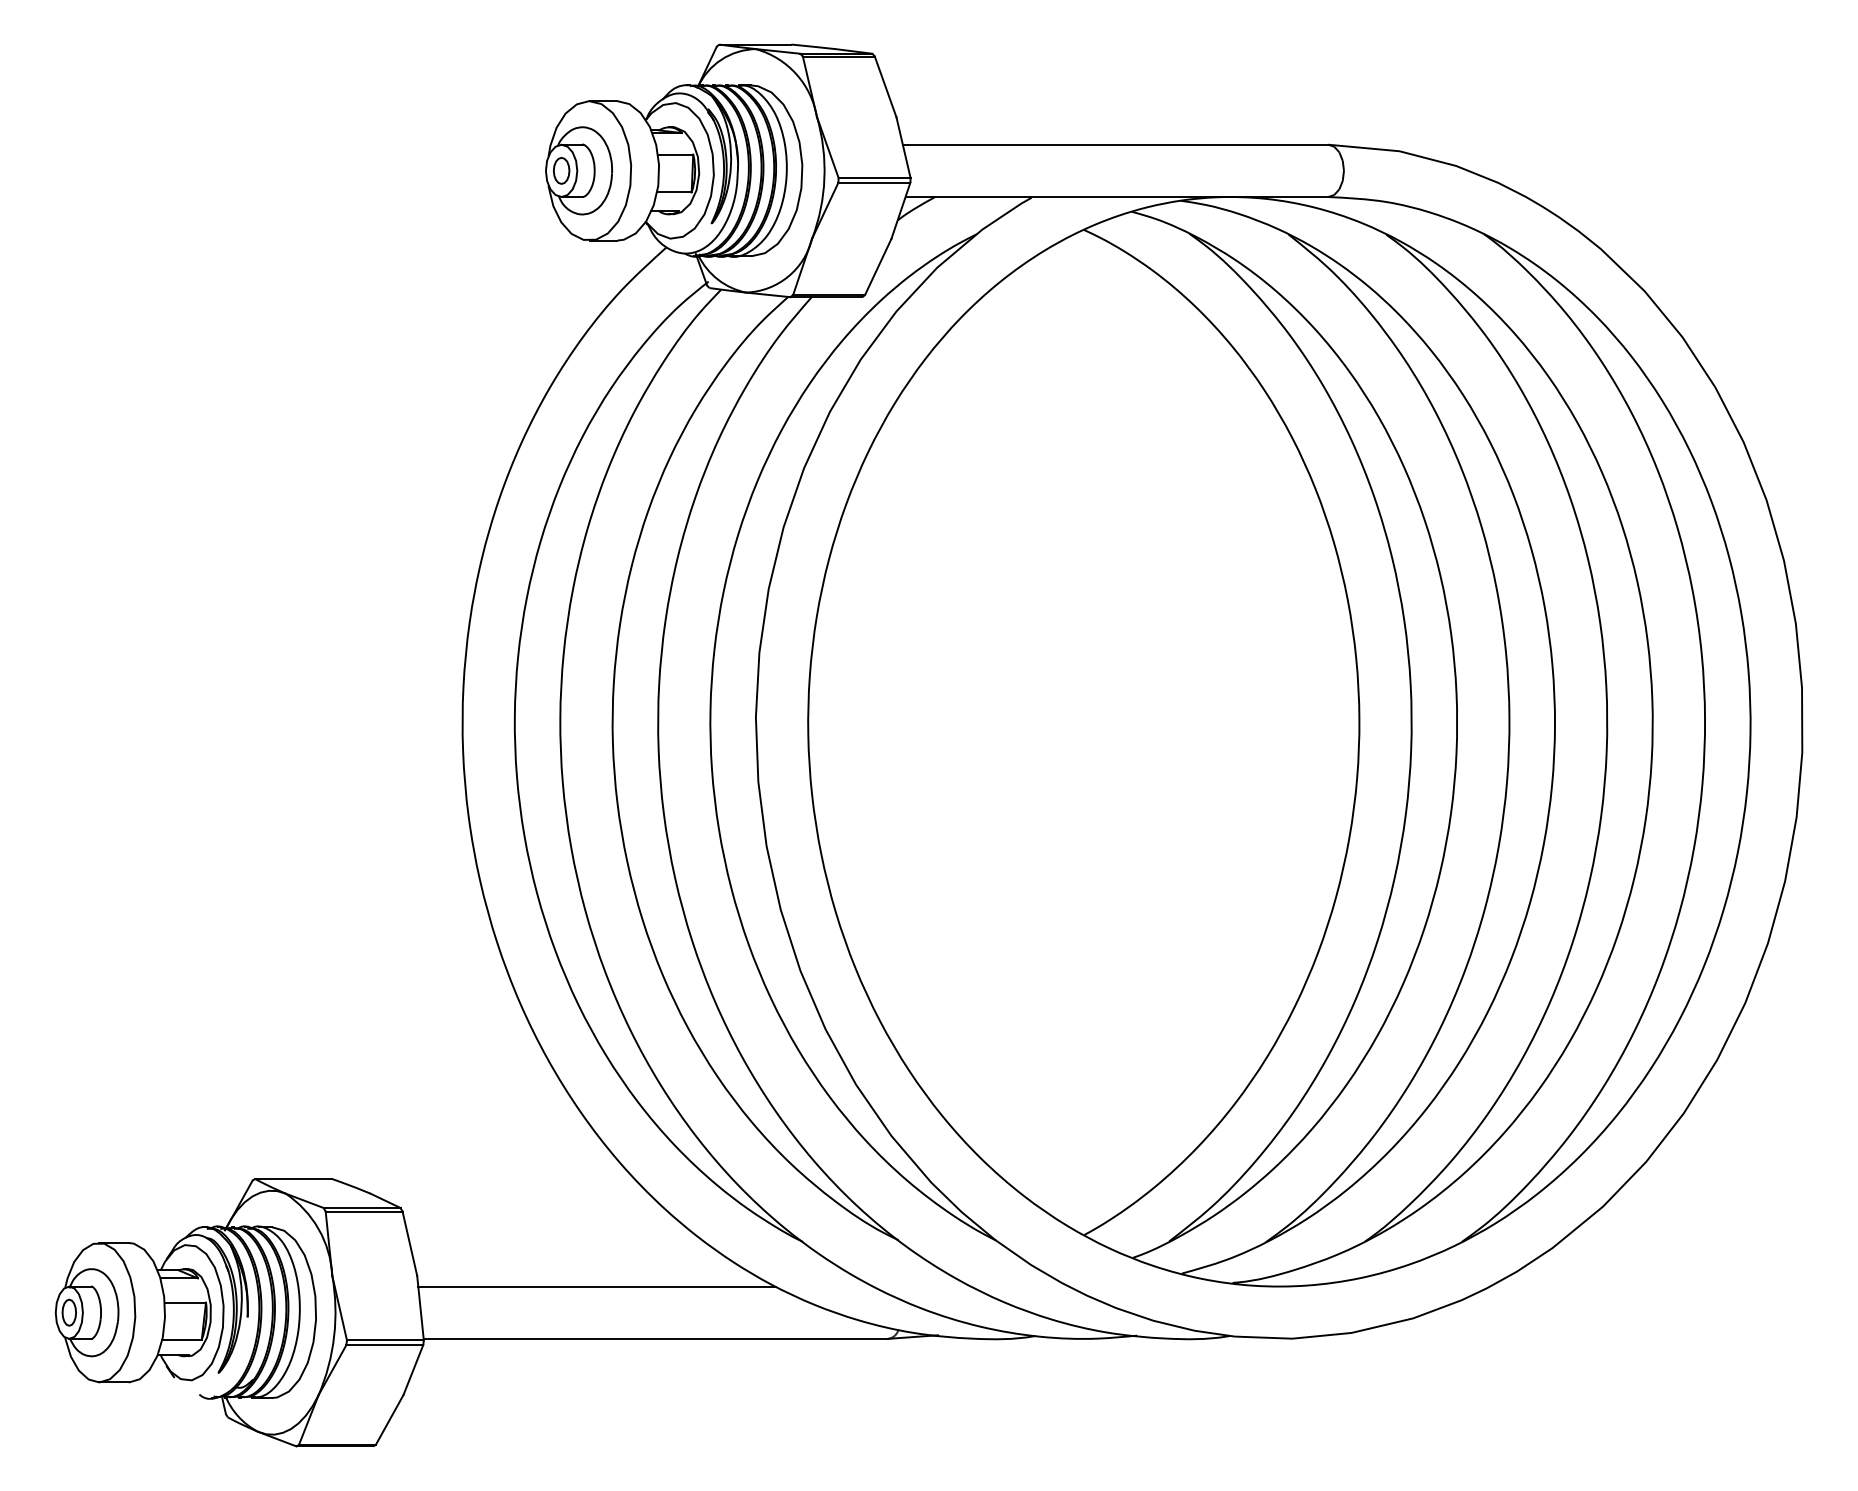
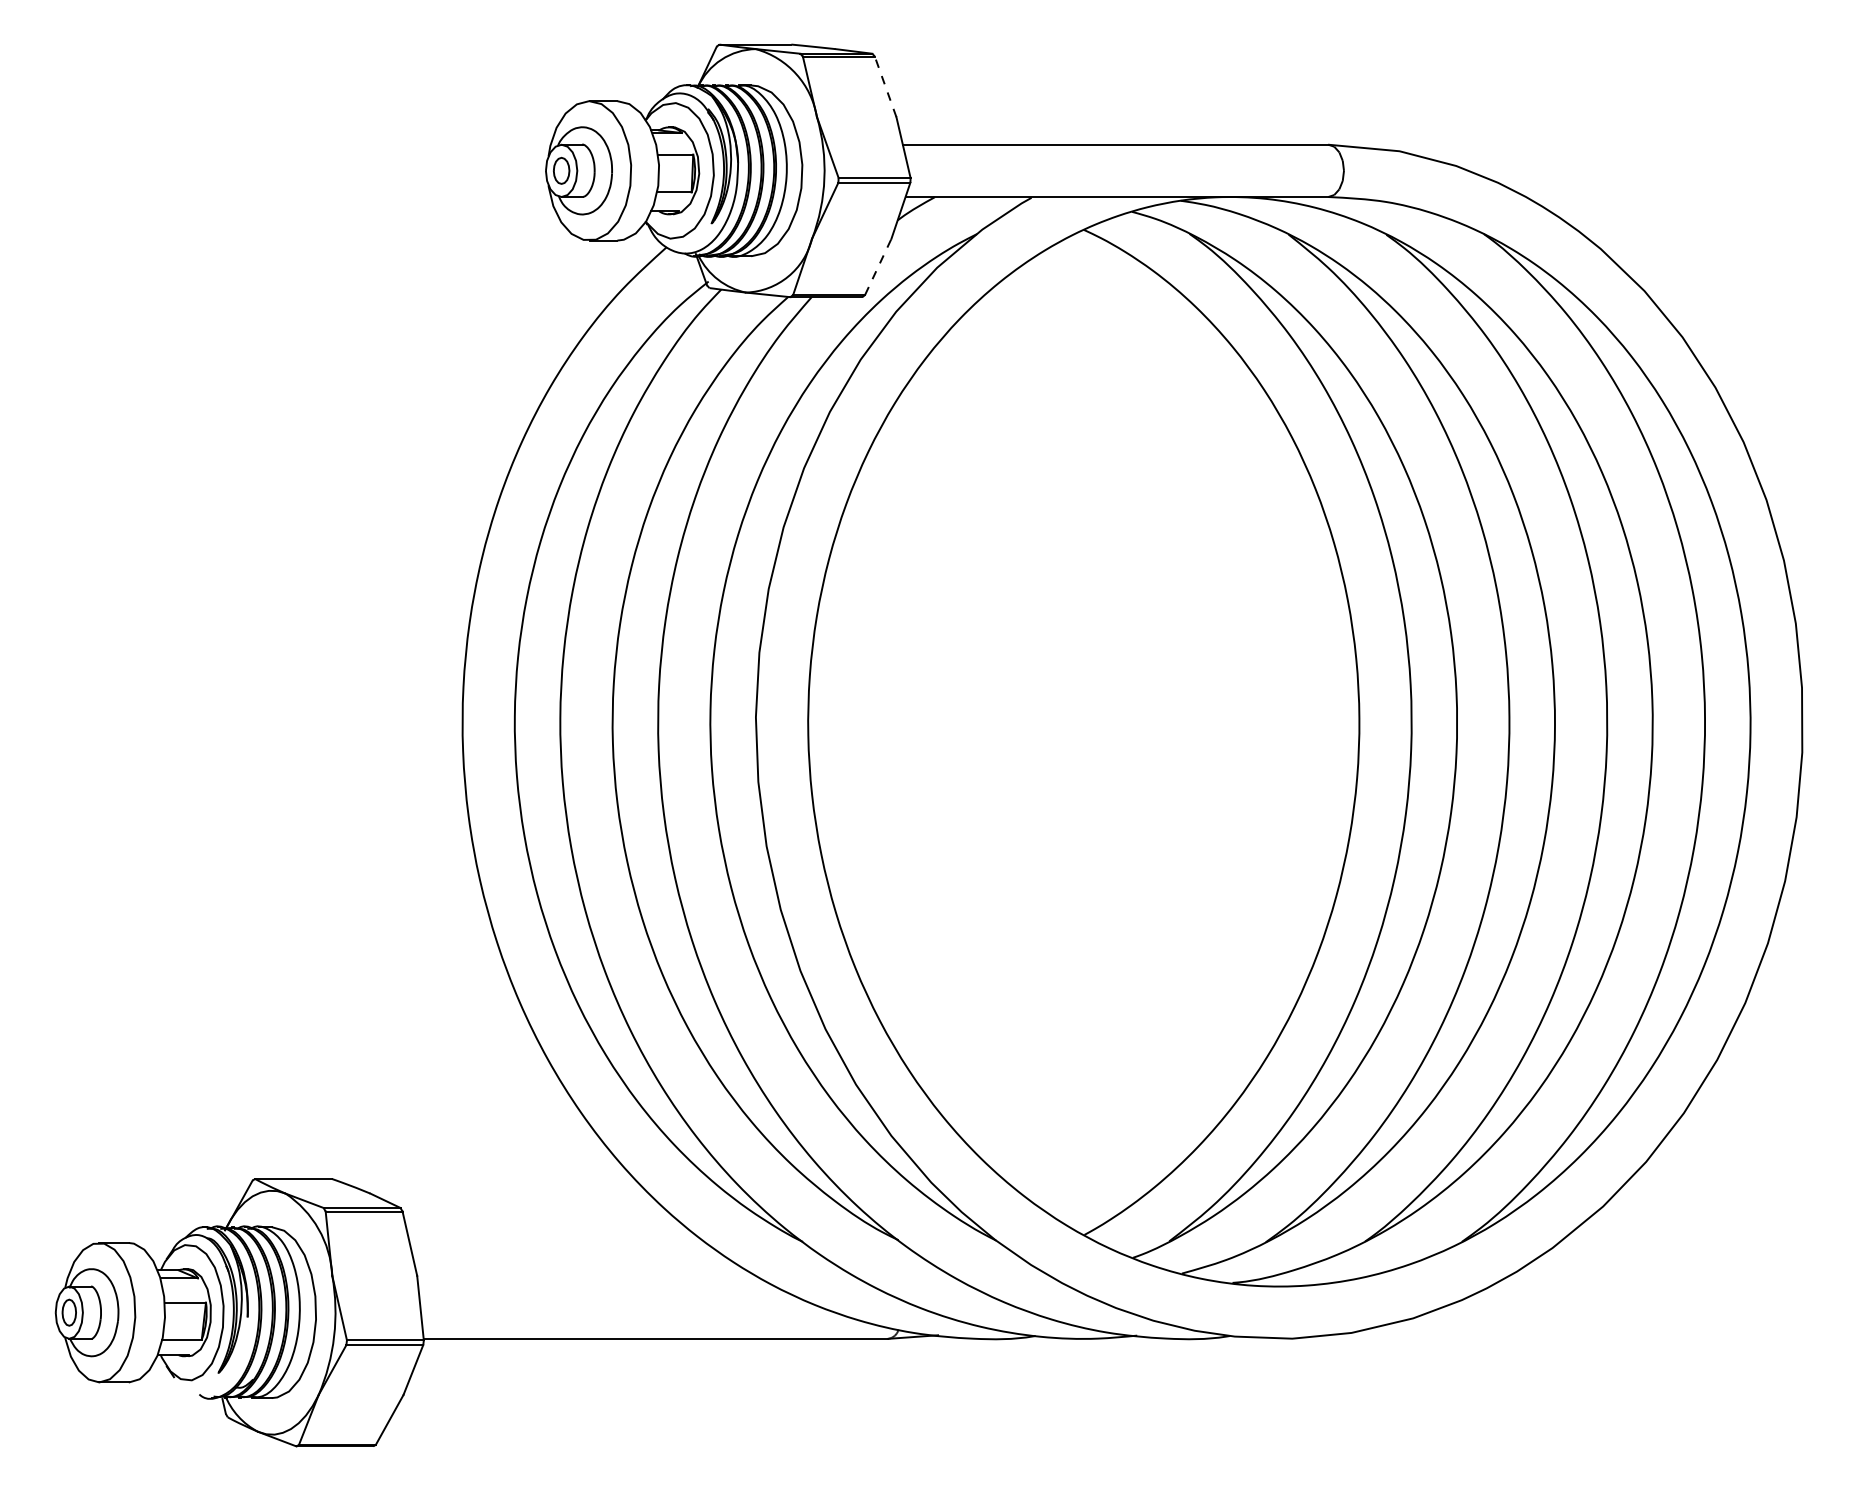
line: solid -> dashed (885, 86)
line: solid -> dashed (878, 266)
line: present -> none (596, 1286)
